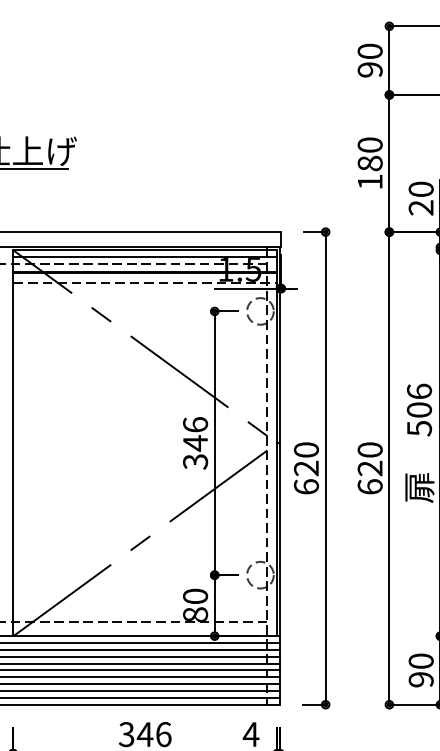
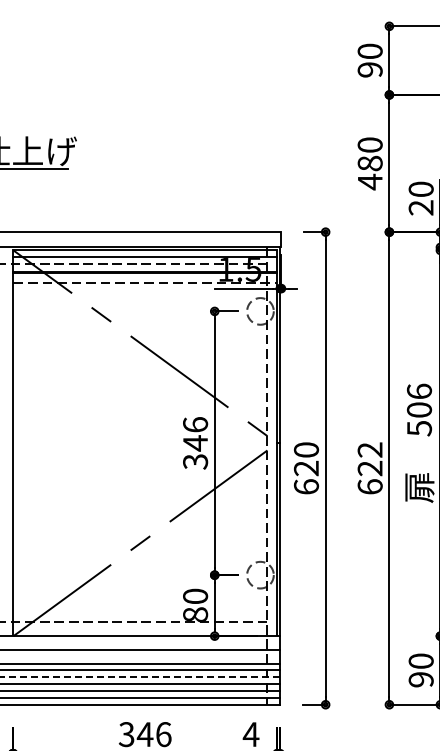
text: 180 -> 480 (370, 181)
text: 620 -> 622 (369, 449)
line: present -> none (141, 643)
line: present -> none (141, 656)
line: solid -> dashed (140, 677)
